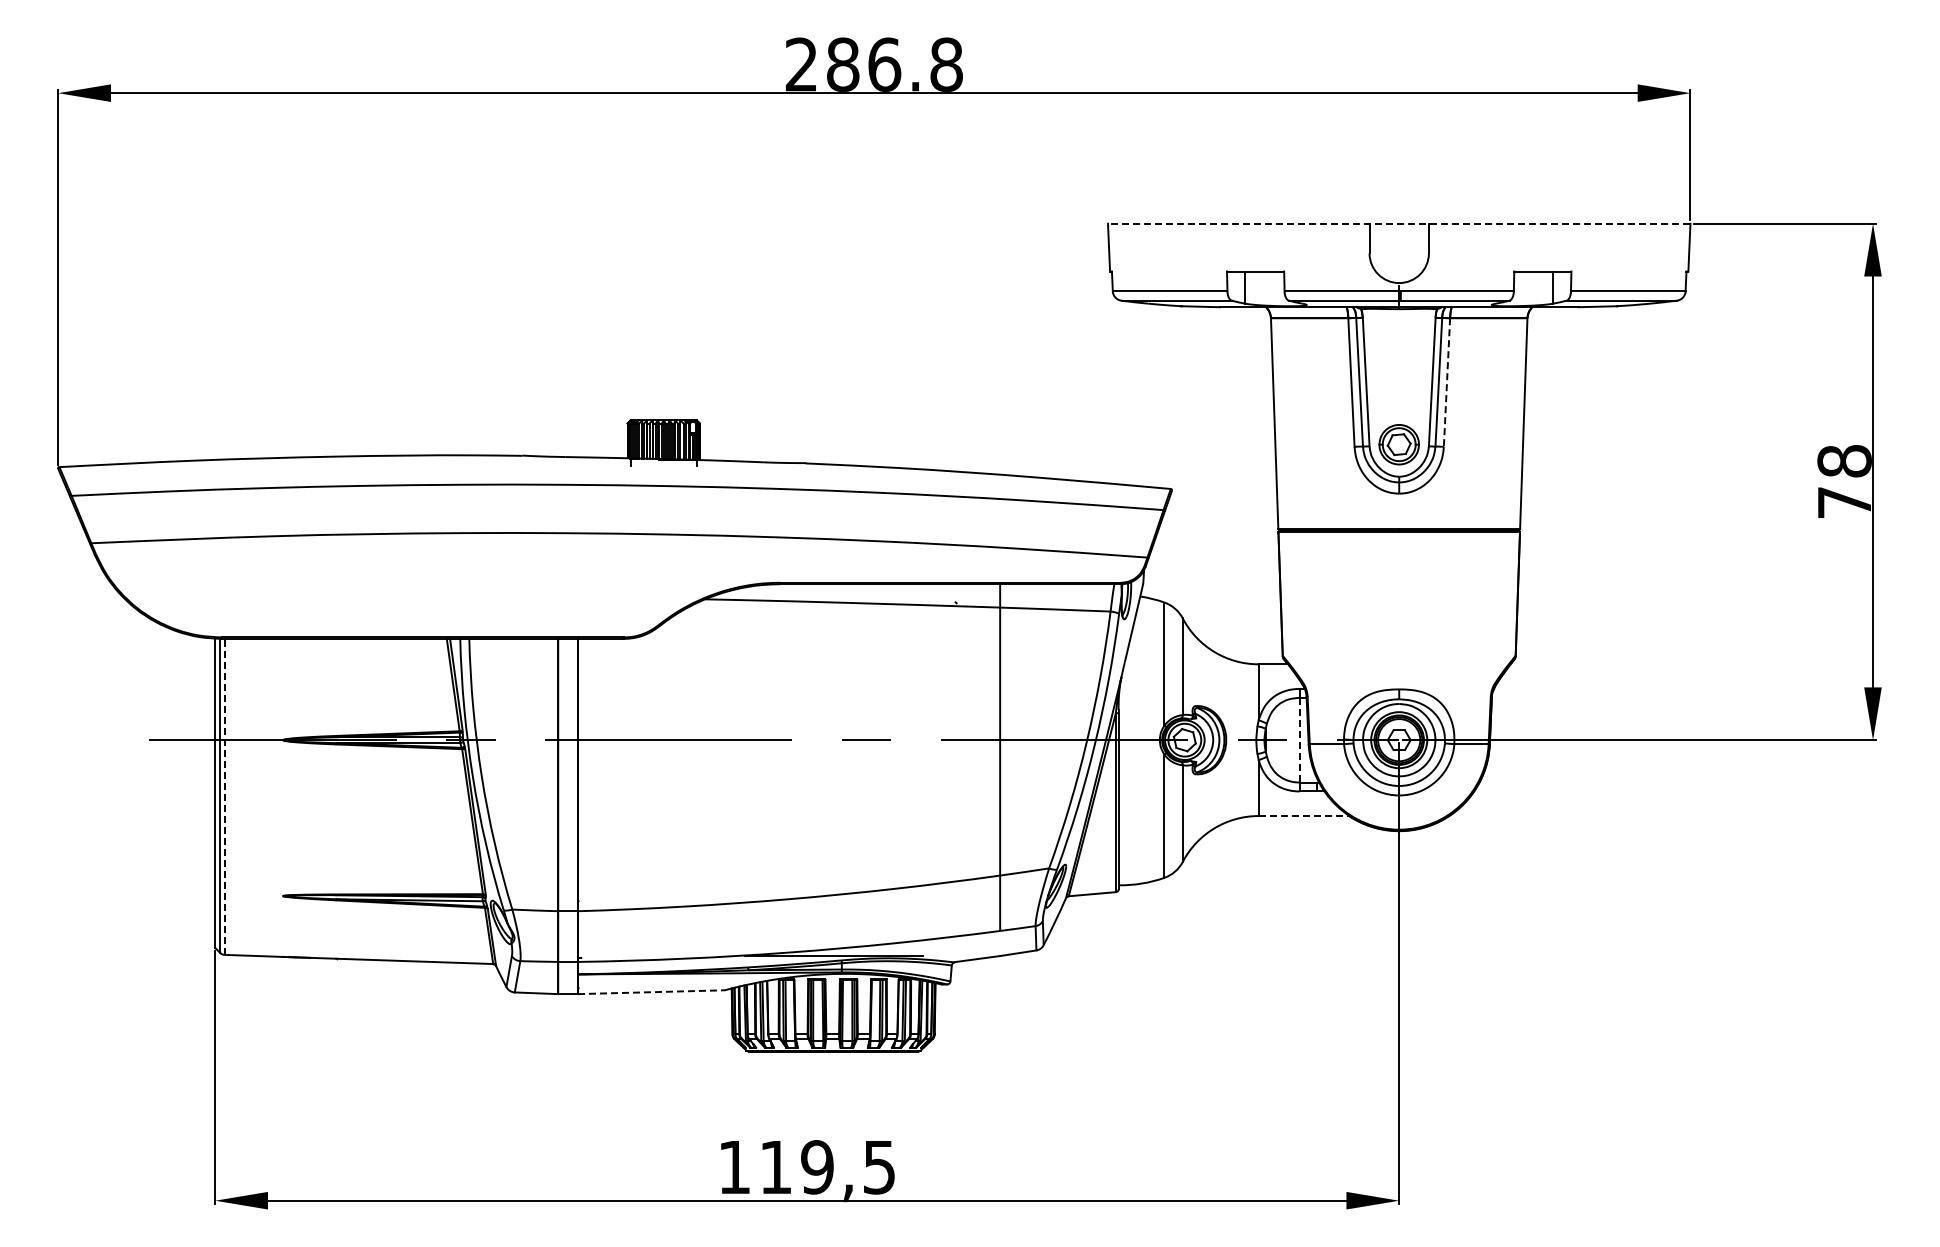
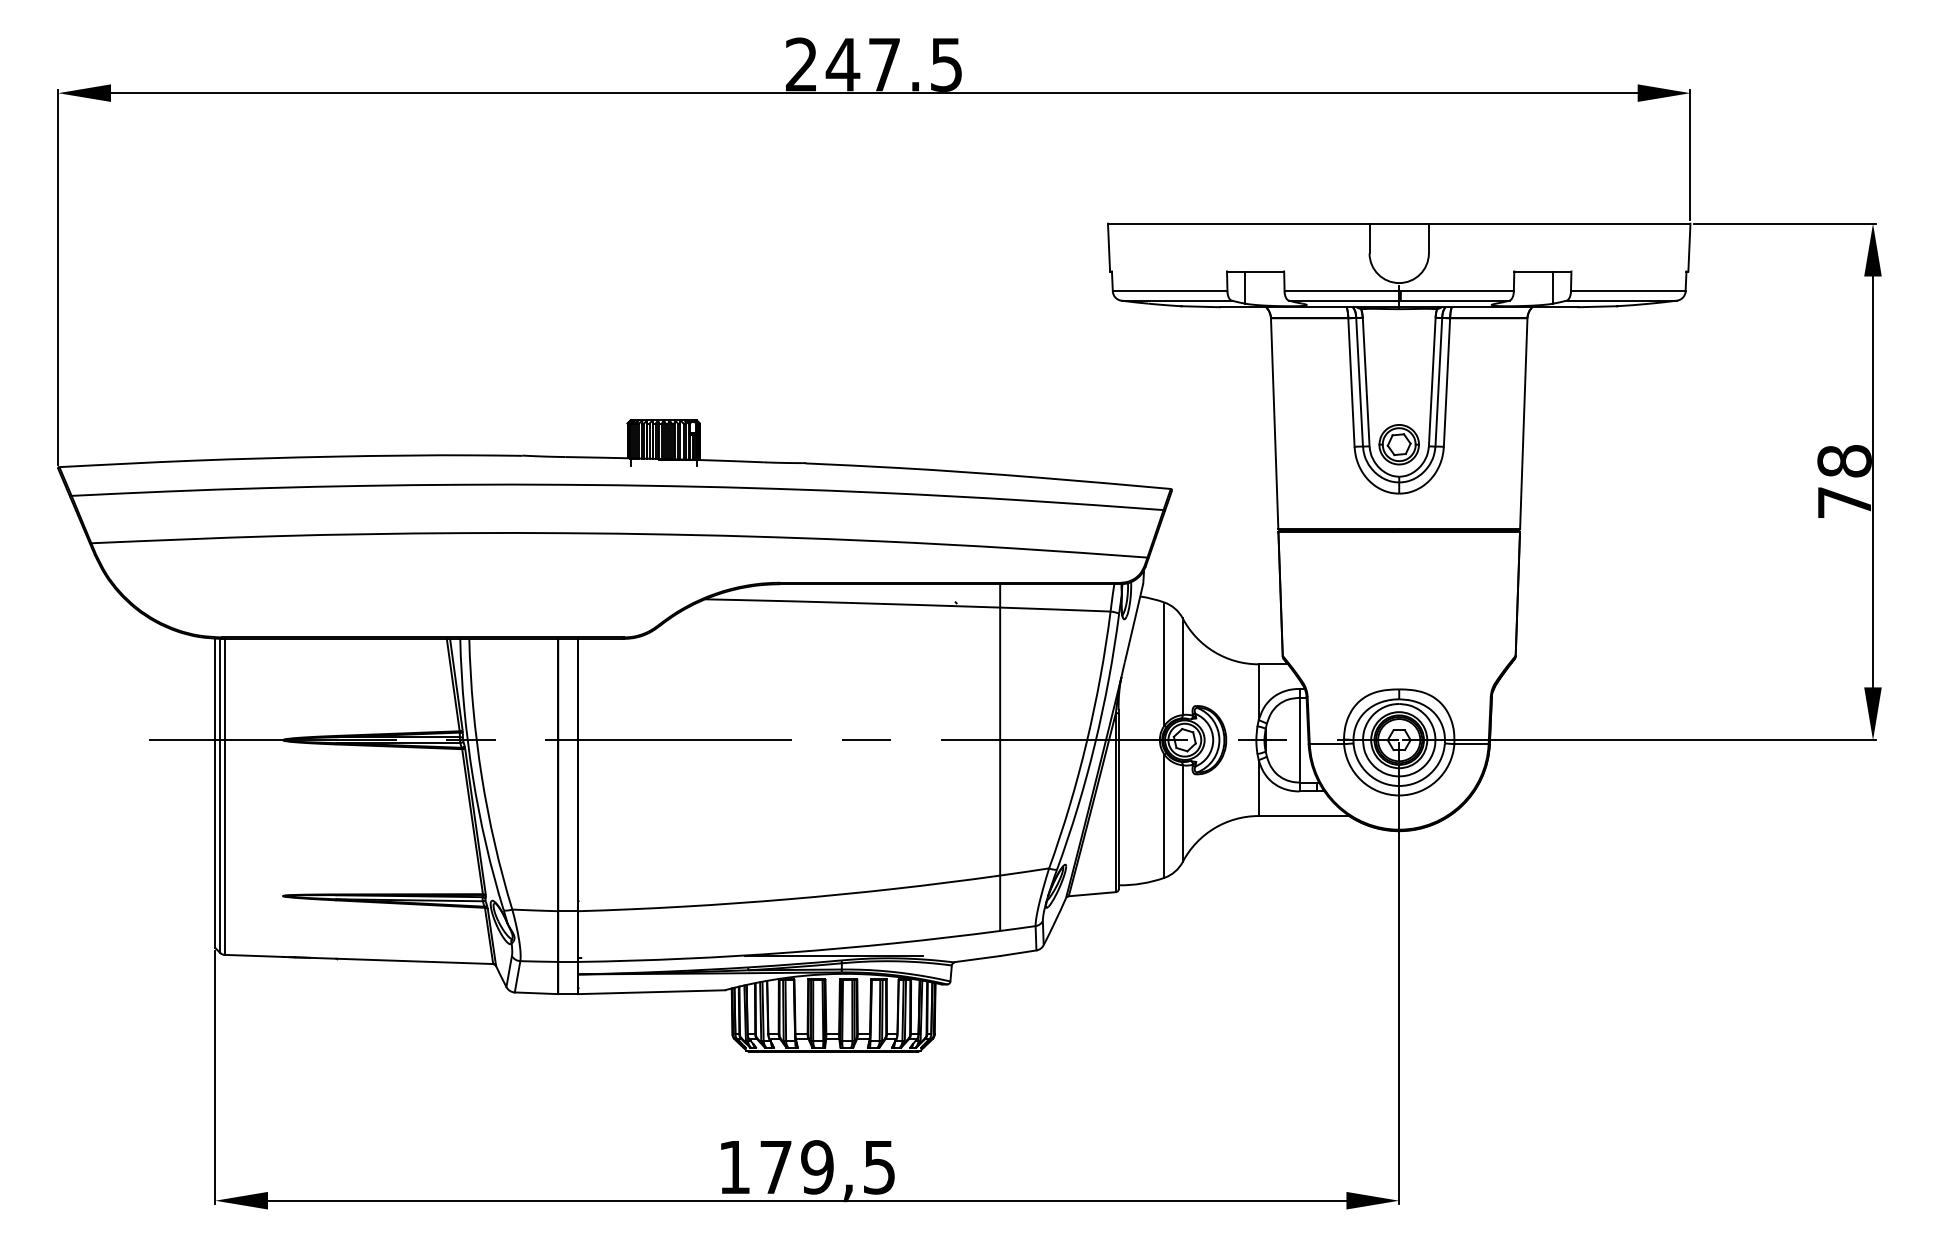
text: 286.8 -> 247.5 (893, 64)
line: dashed -> solid (1398, 223)
line: dashed -> solid (1446, 383)
line: dashed -> solid (1299, 740)
line: dashed -> solid (224, 796)
line: dashed -> solid (1304, 816)
line: dashed -> solid (651, 992)
text: 119,5 -> 179,5 (775, 1167)
